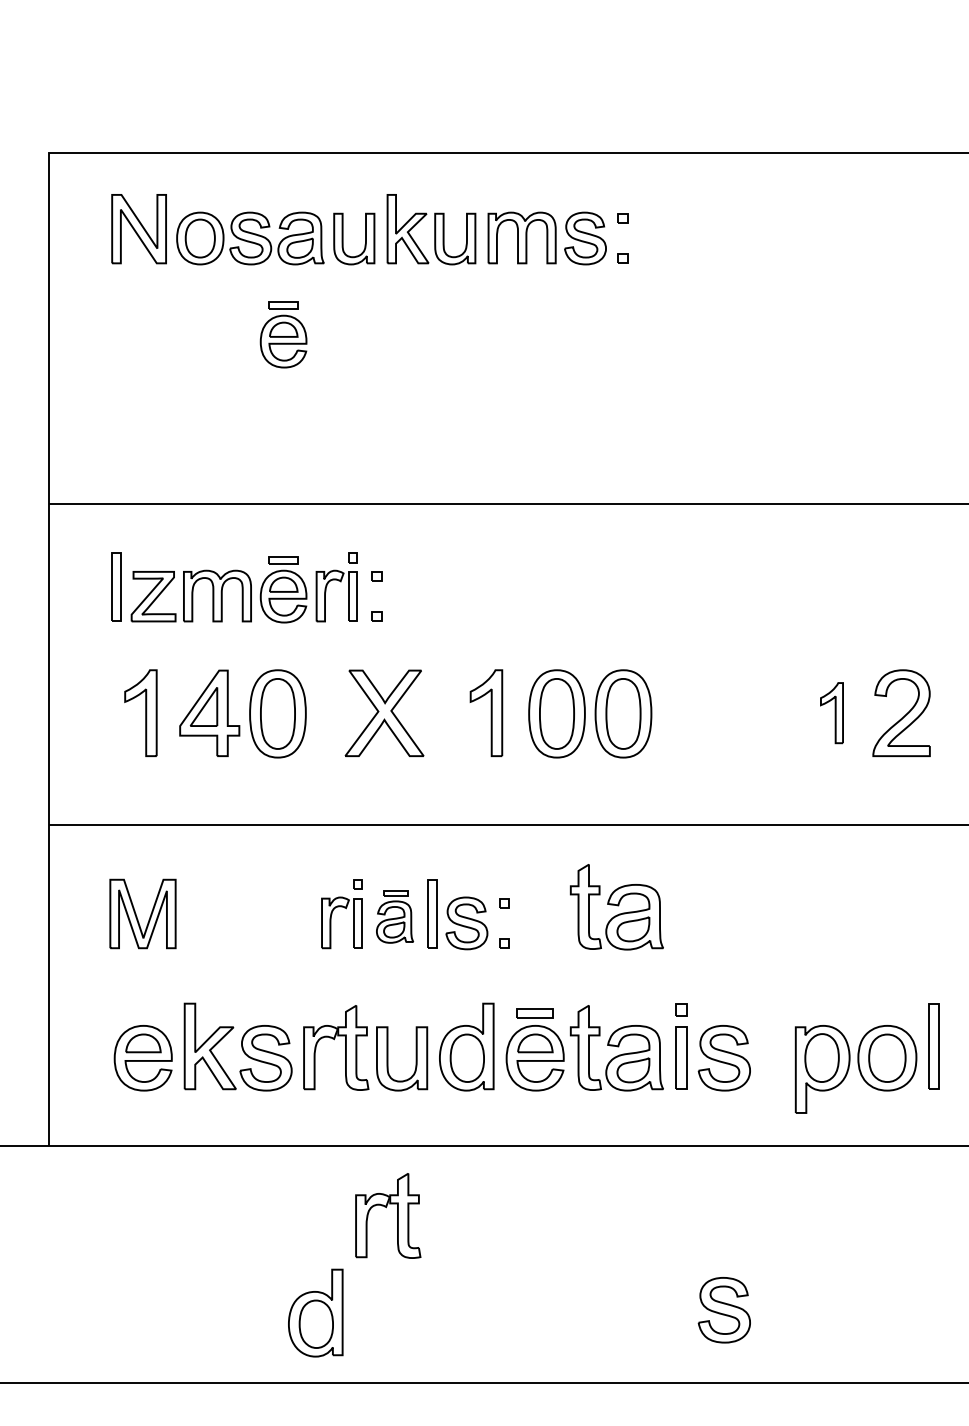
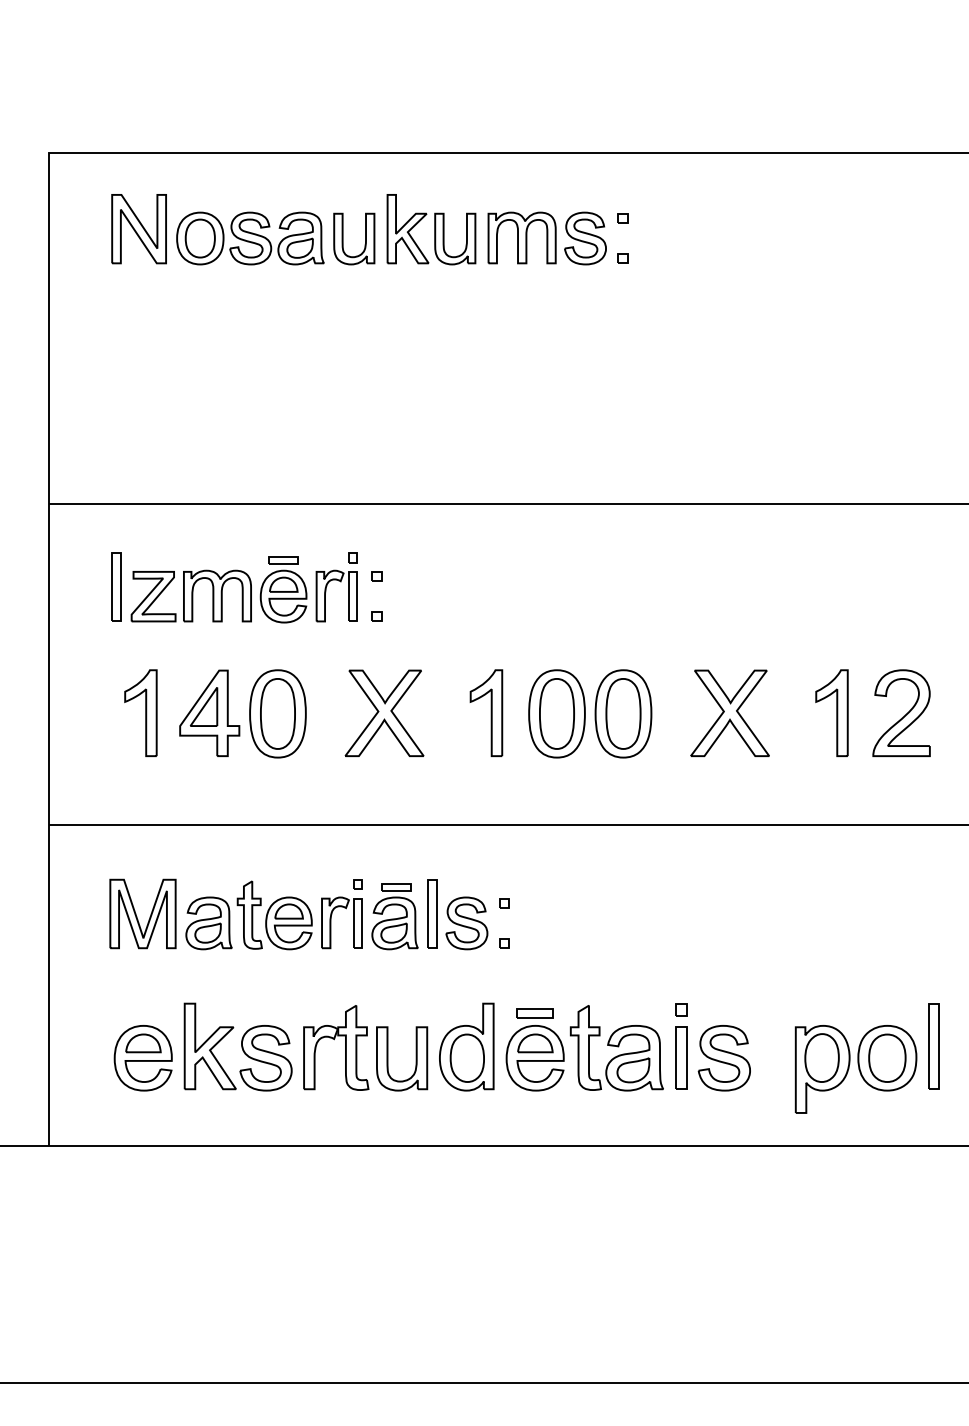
part: present -> none (283, 334)
part: none -> present (729, 712)
part size: 24x63 px -> 34x88 px (831, 712)
part: present -> none (616, 907)
part: none -> present (248, 915)
part size: 39x54 px -> 48x68 px (394, 916)
part: present -> none (386, 1208)
part: present -> none (723, 1310)
part: present -> none (315, 1312)
